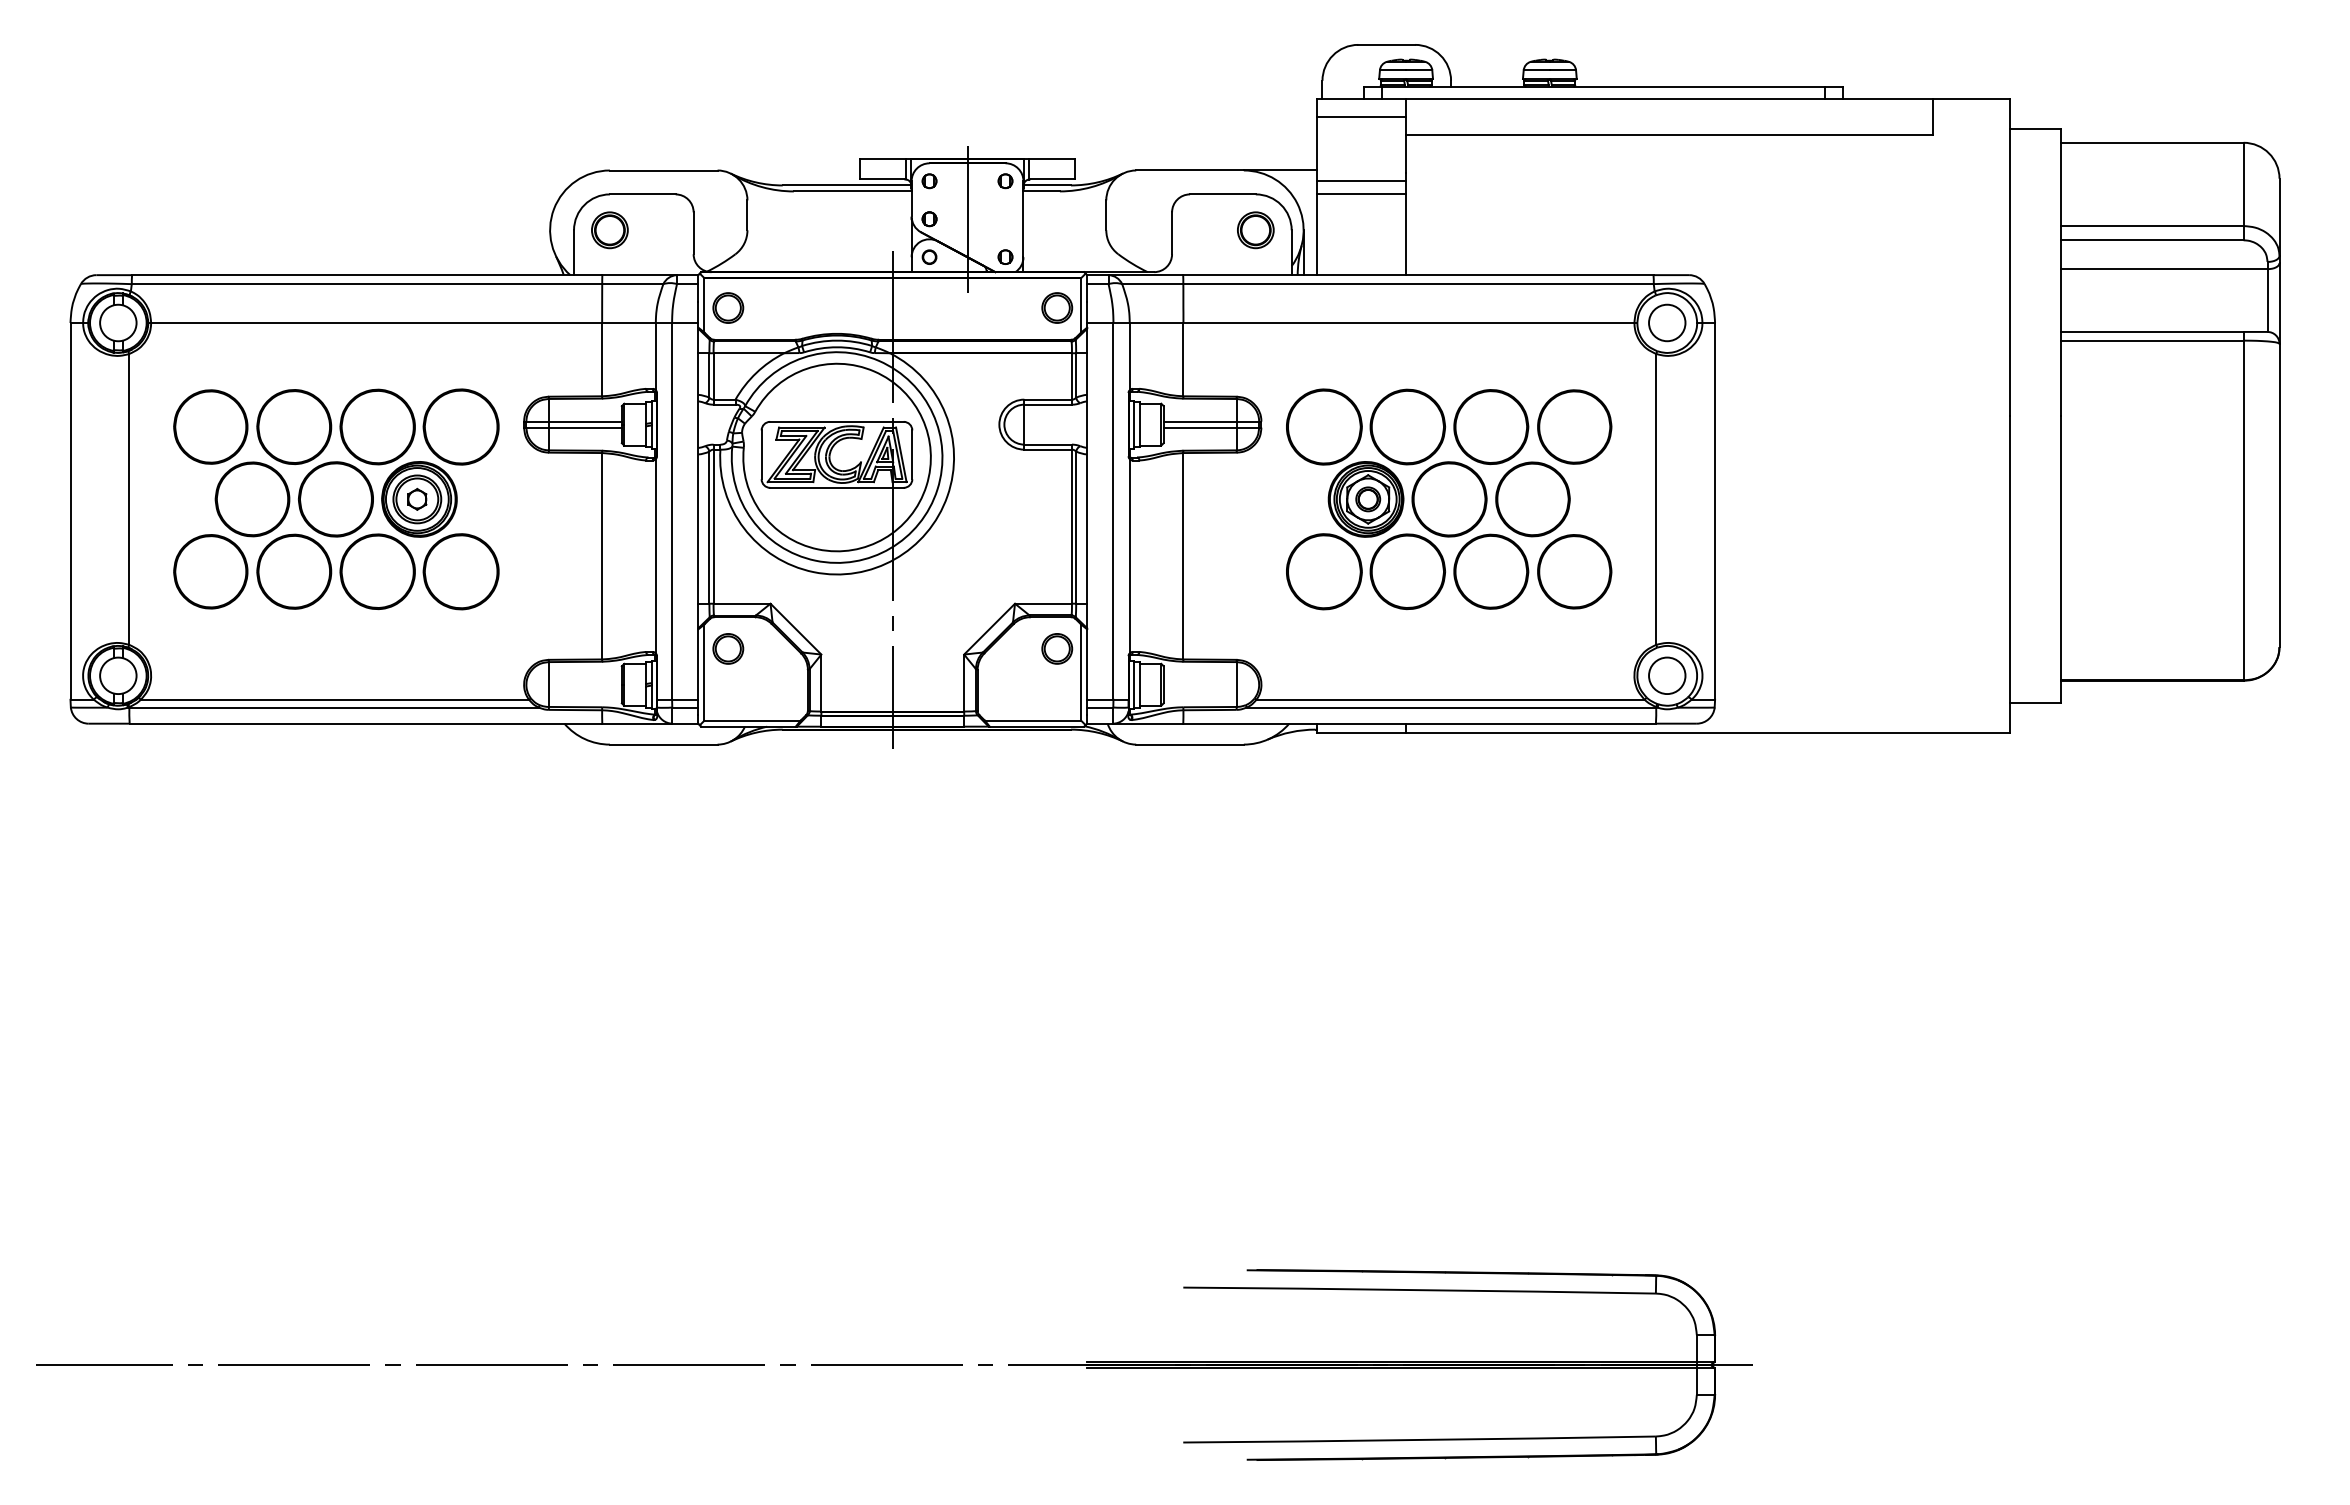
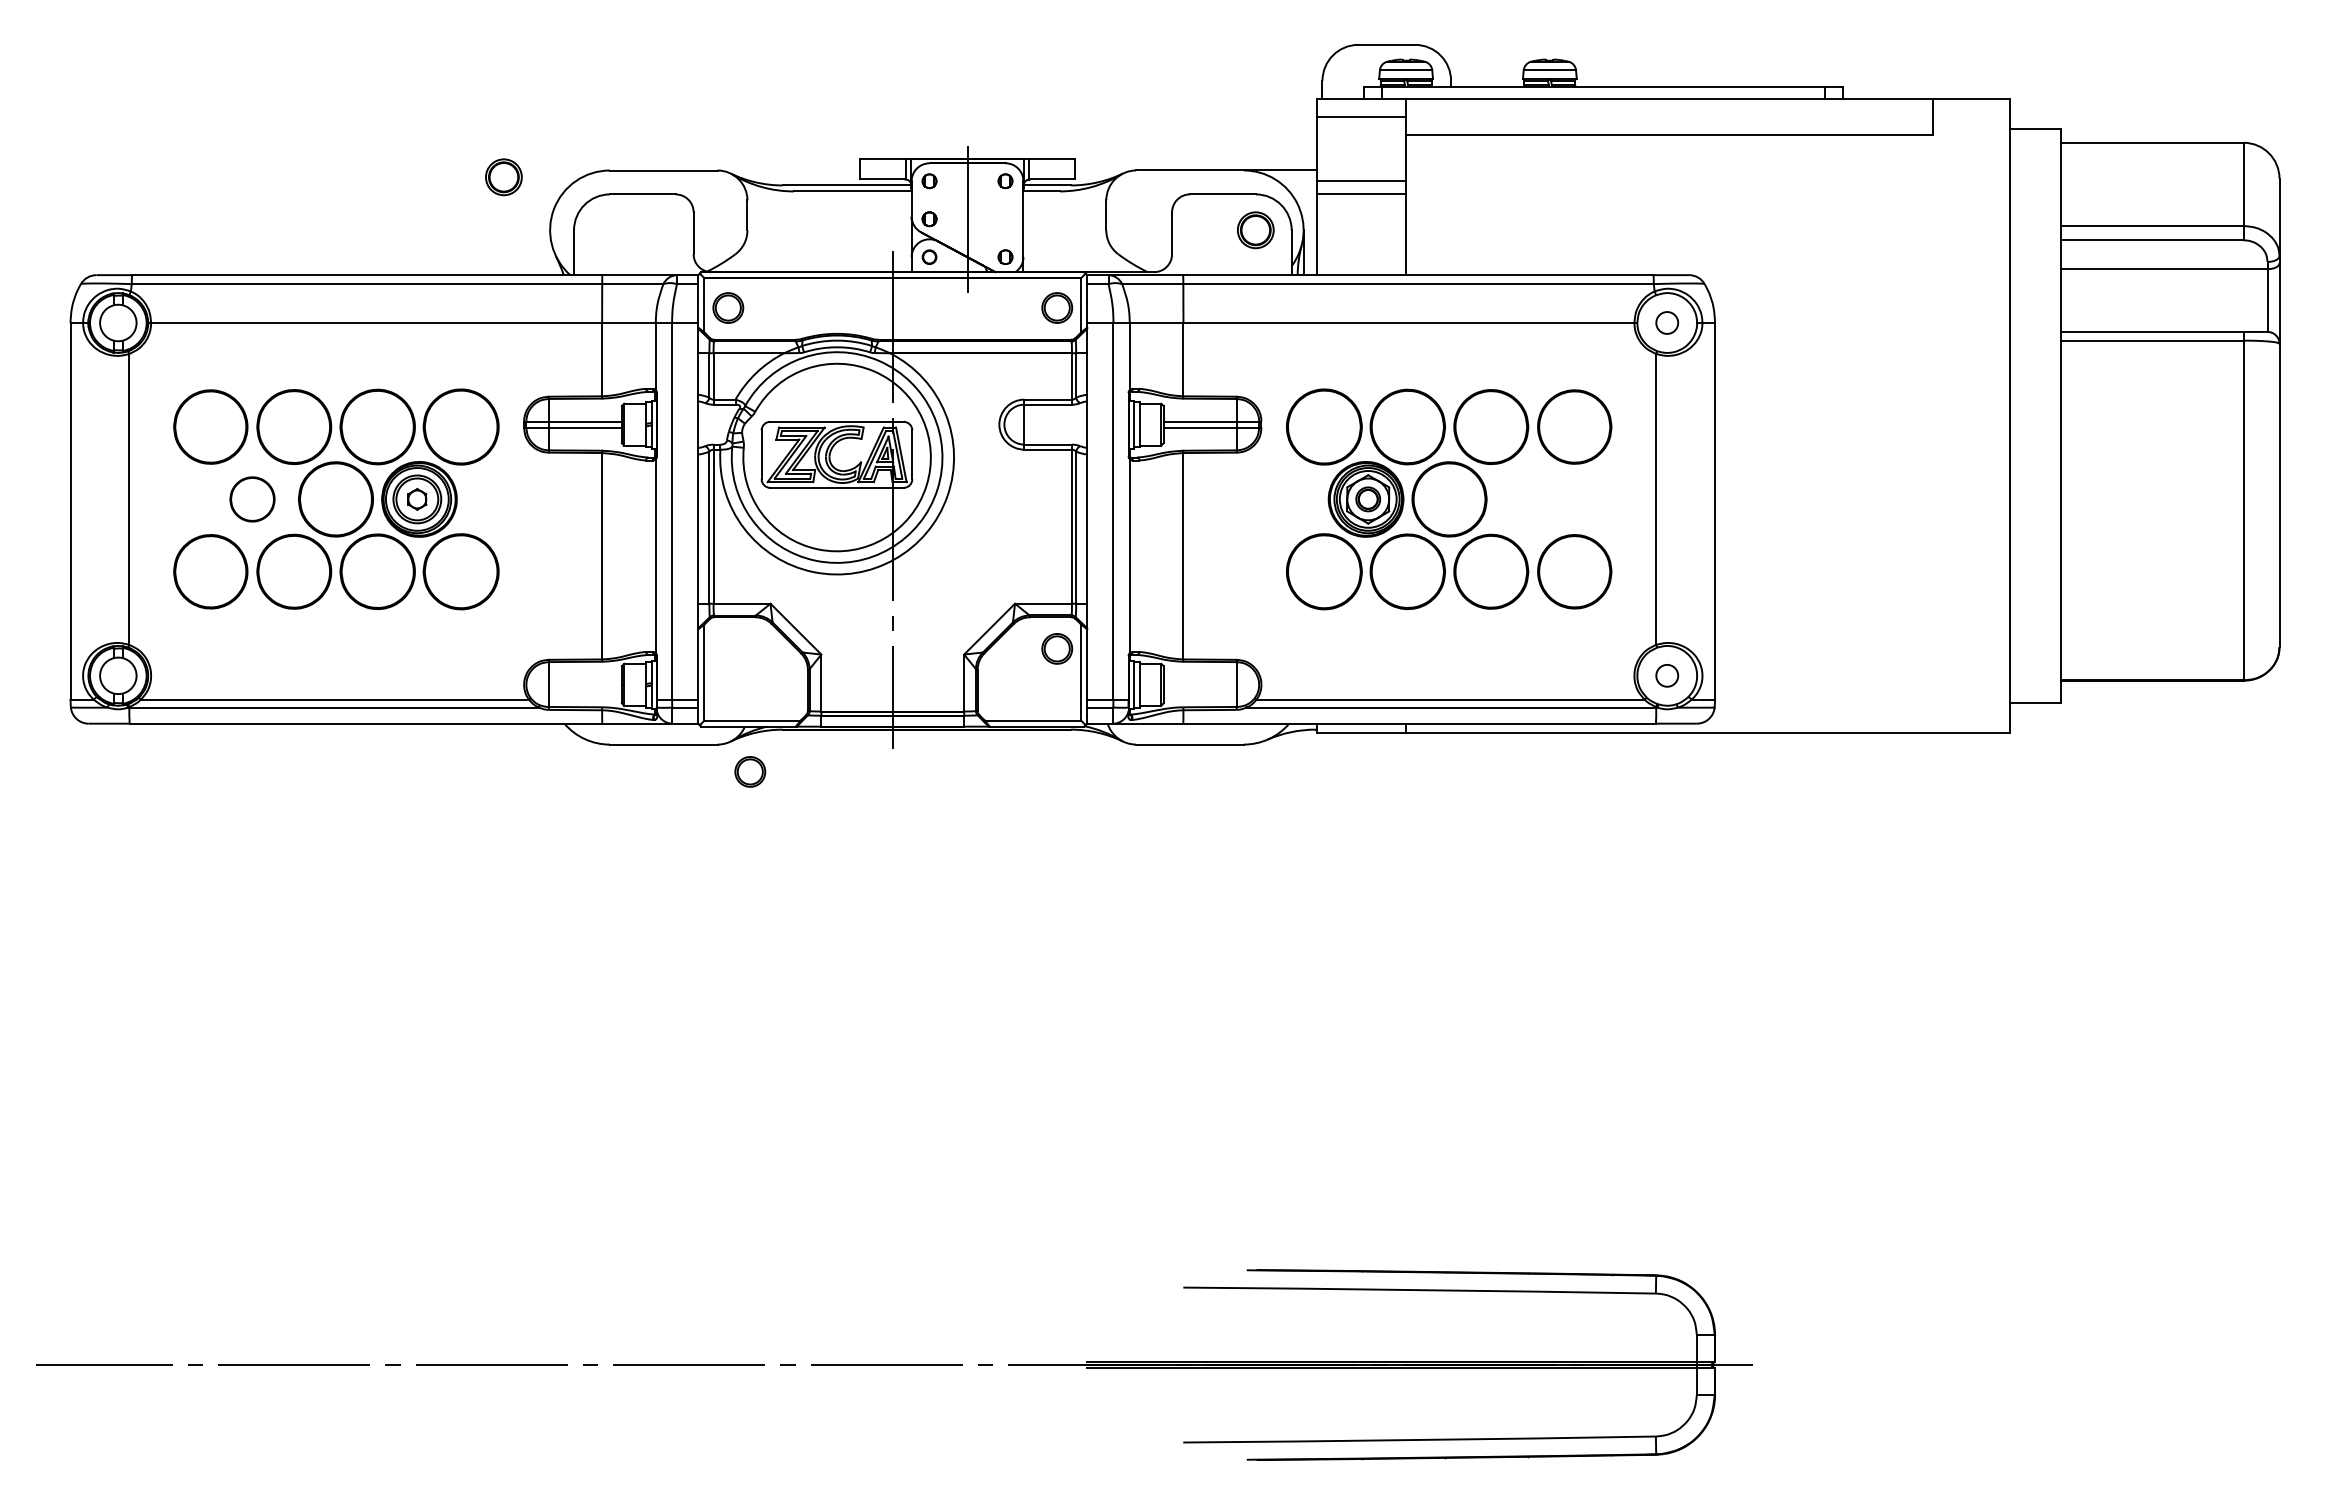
part position: (609, 230) -> (503, 177) (503, 177)
circle diameter: 36 px -> 22 px (1667, 322)
part size: 77x77 px -> 47x47 px (252, 499)
part: present -> none (1532, 499)
part position: (728, 648) -> (750, 771) (750, 771)
circle diameter: 36 px -> 22 px (1667, 675)
